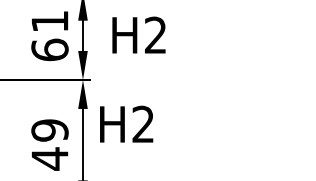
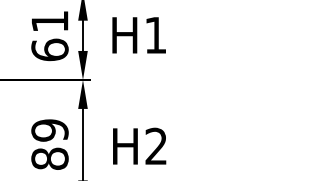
text: H2 -> H1 (155, 34)
text position: (126, 123) -> (139, 145) (139, 145)
text: 49 -> 89 (49, 158)
